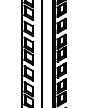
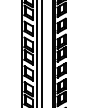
line: none -> present (37, 53)
